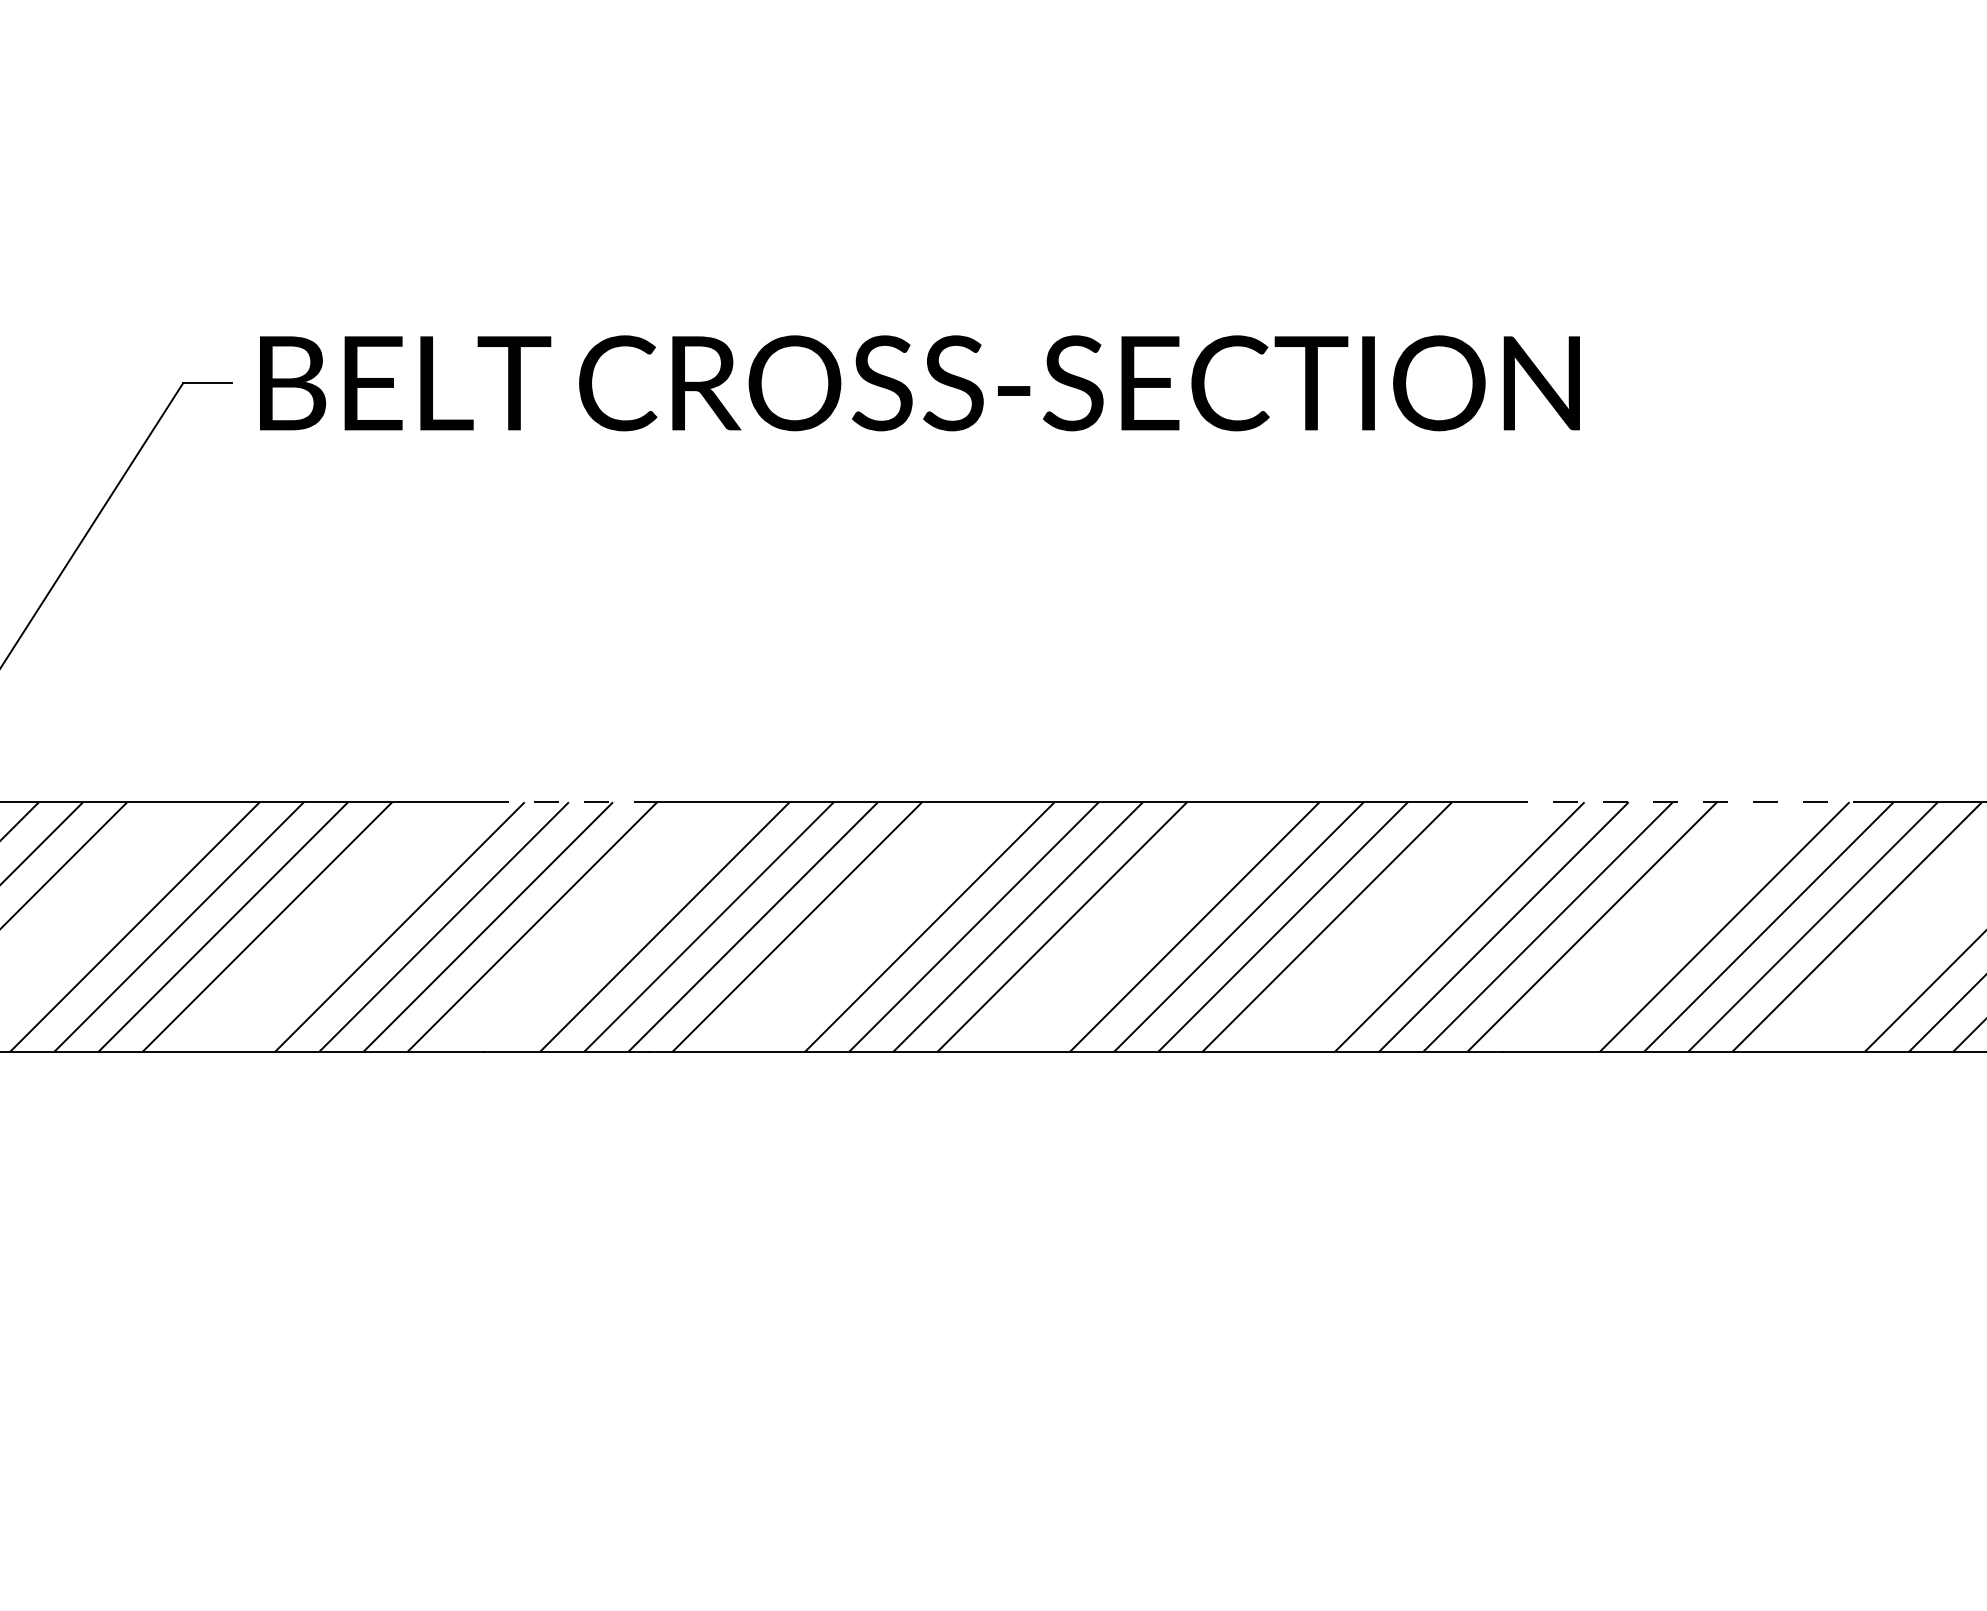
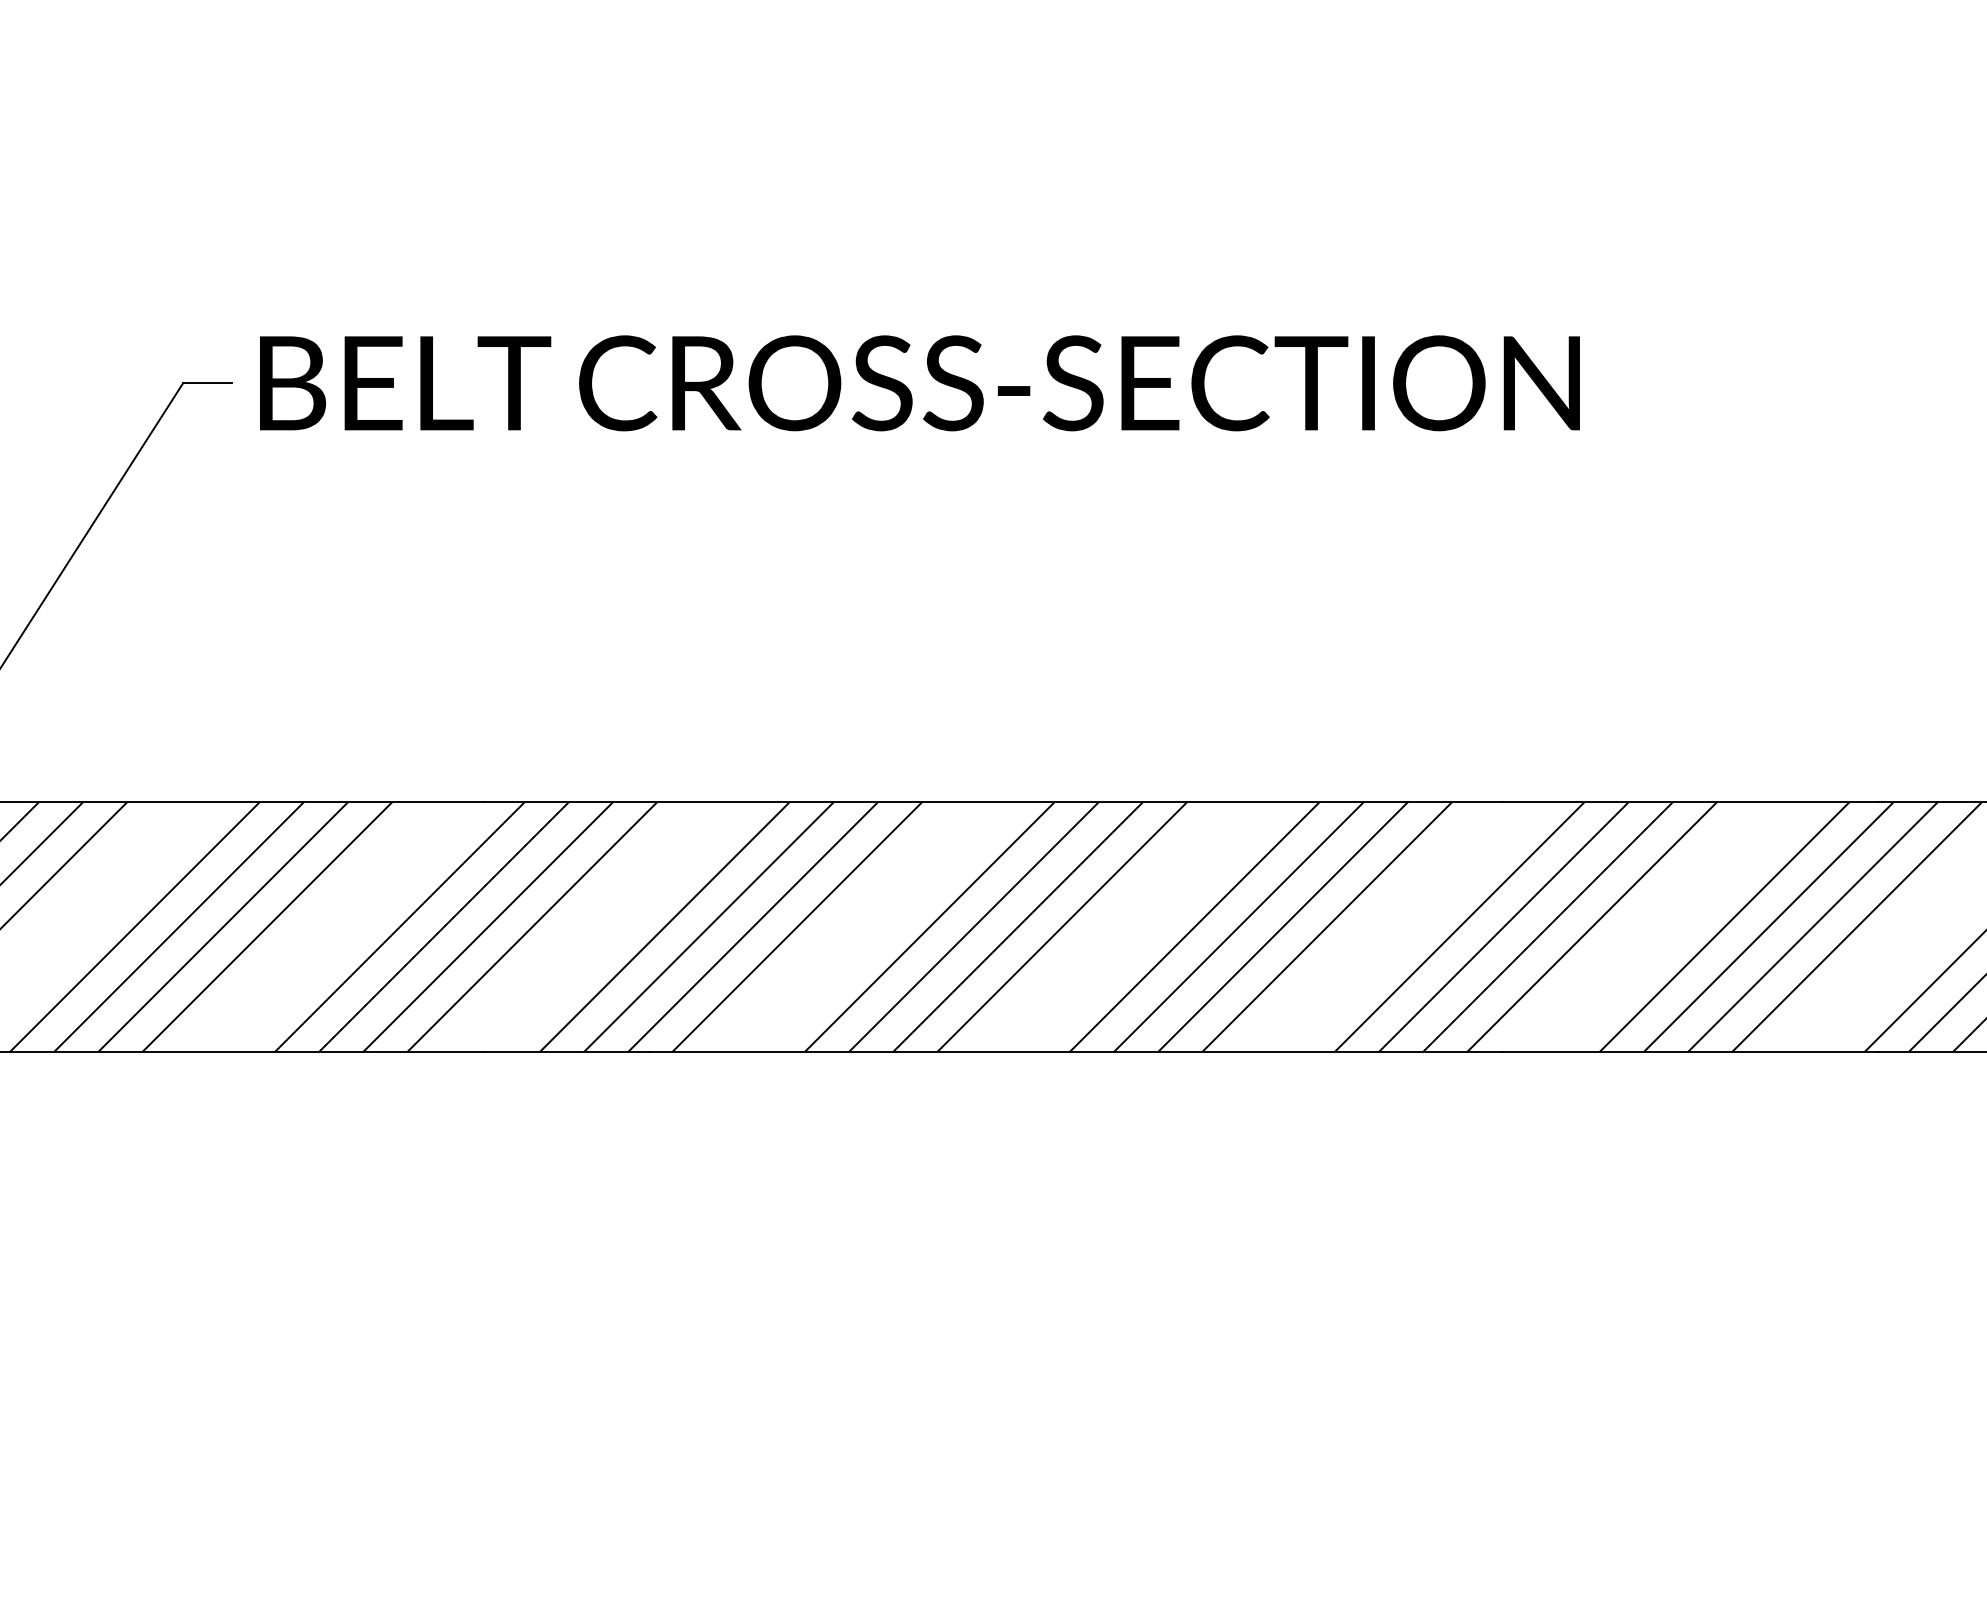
line: dashed -> solid (566, 802)
line: dashed -> solid (1691, 802)
